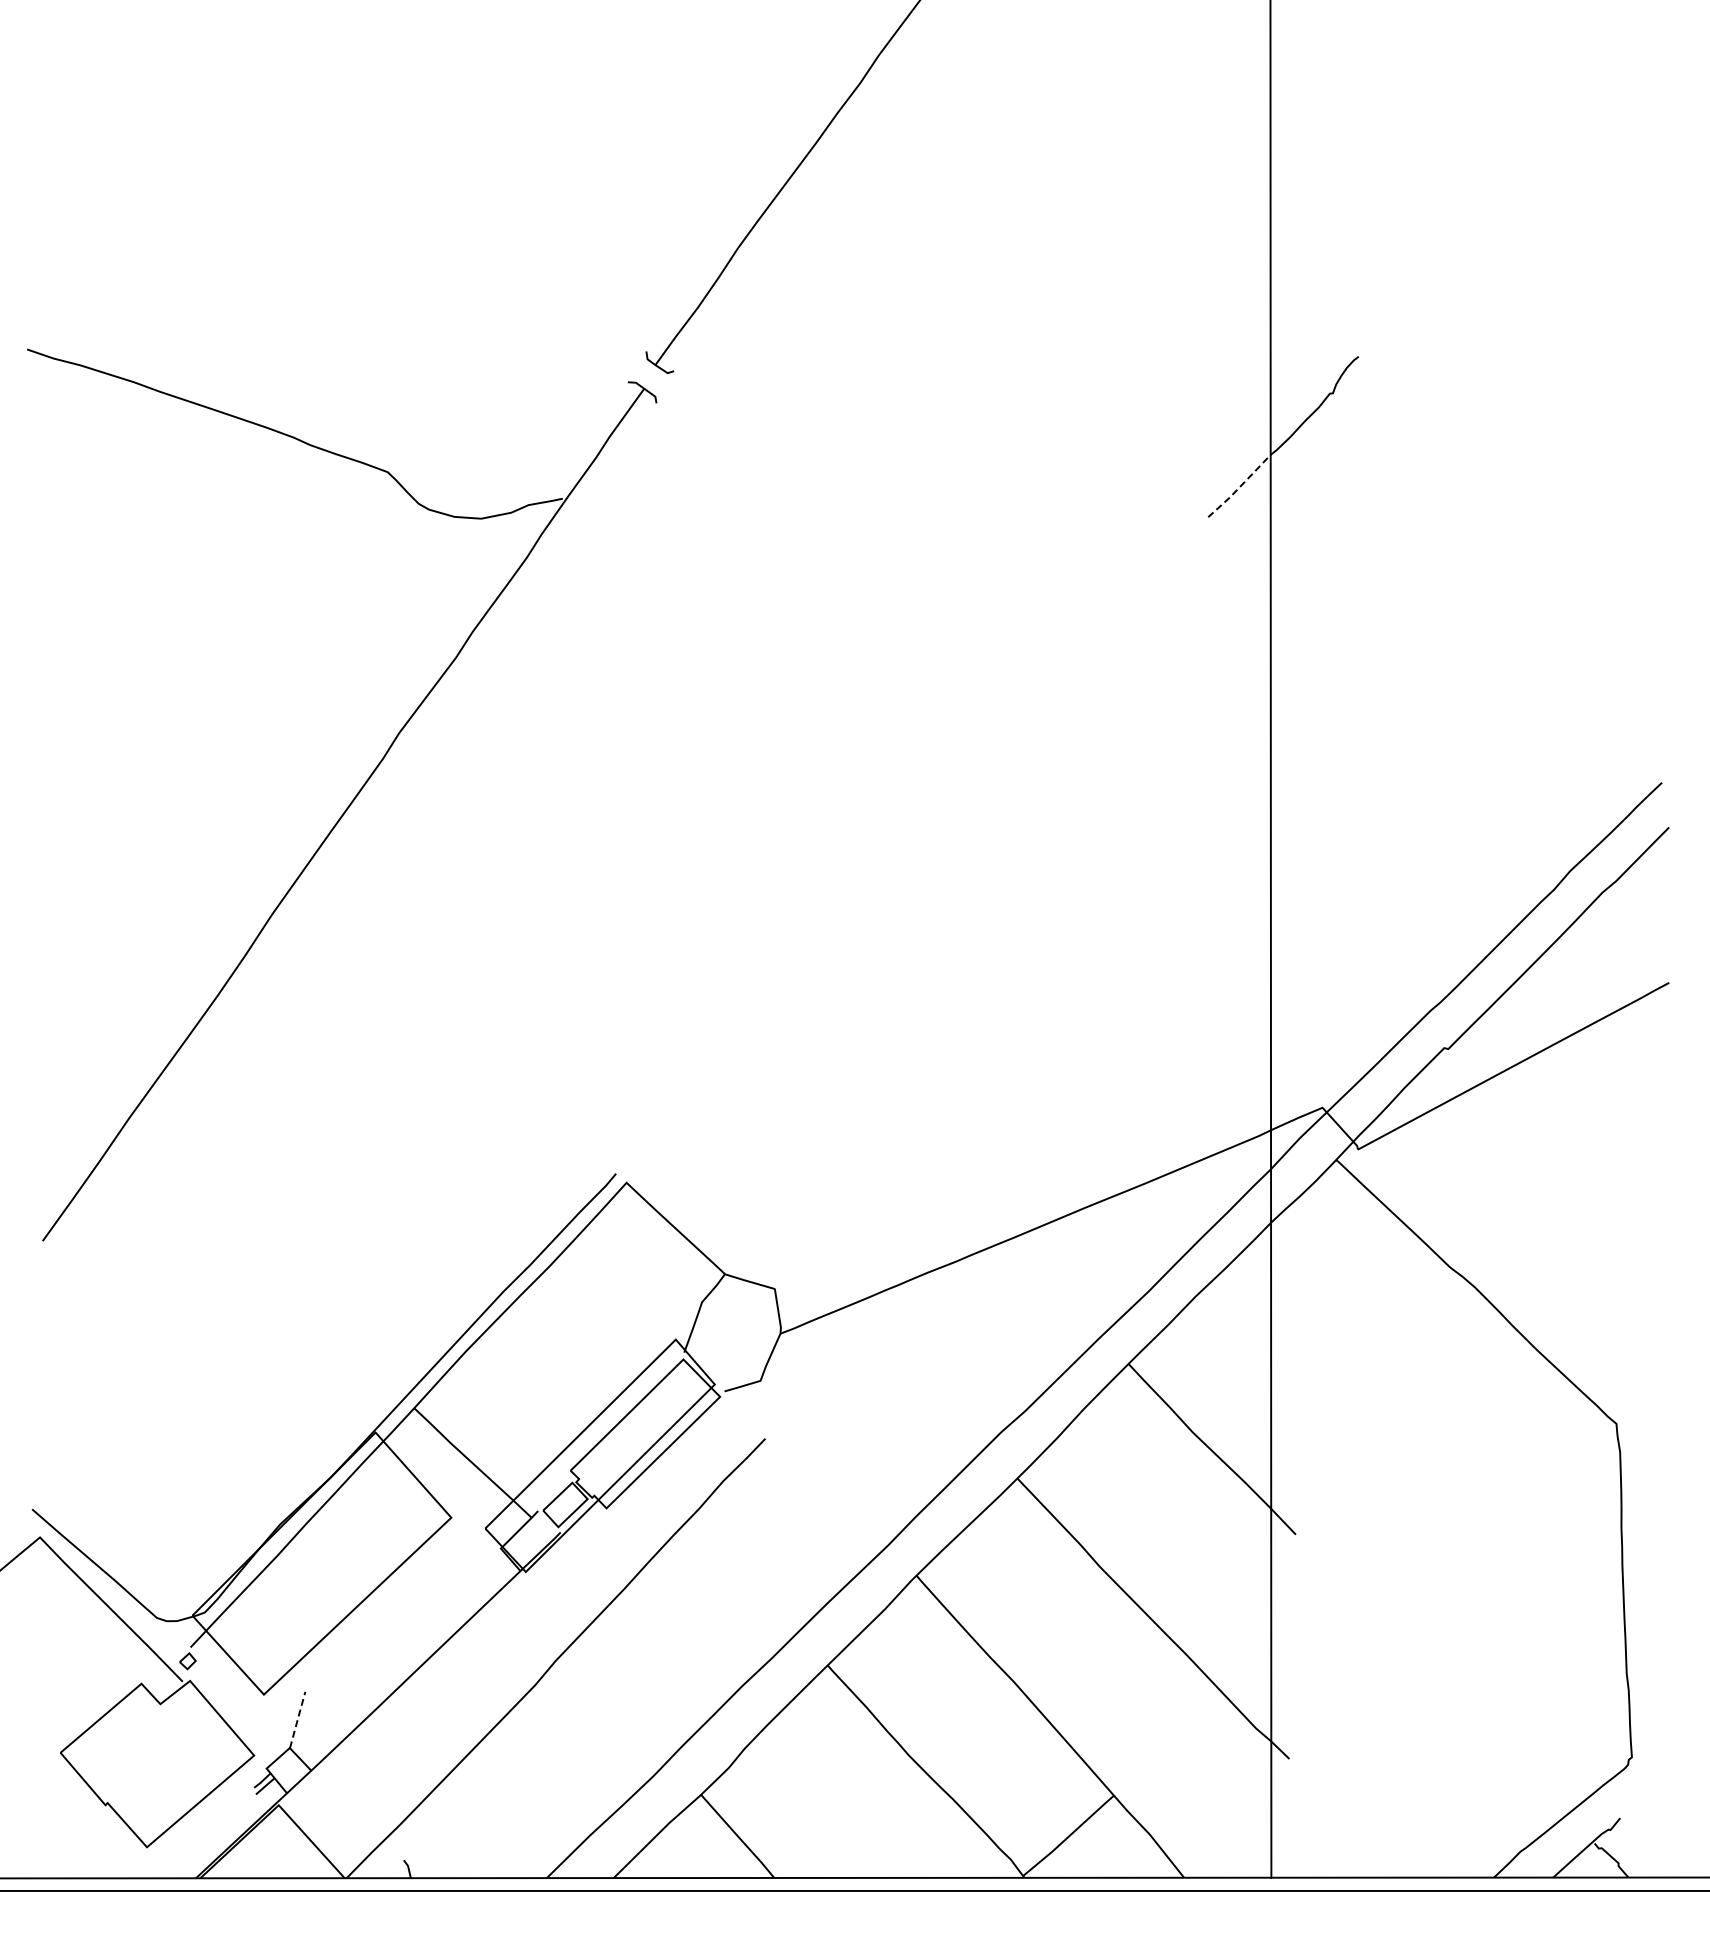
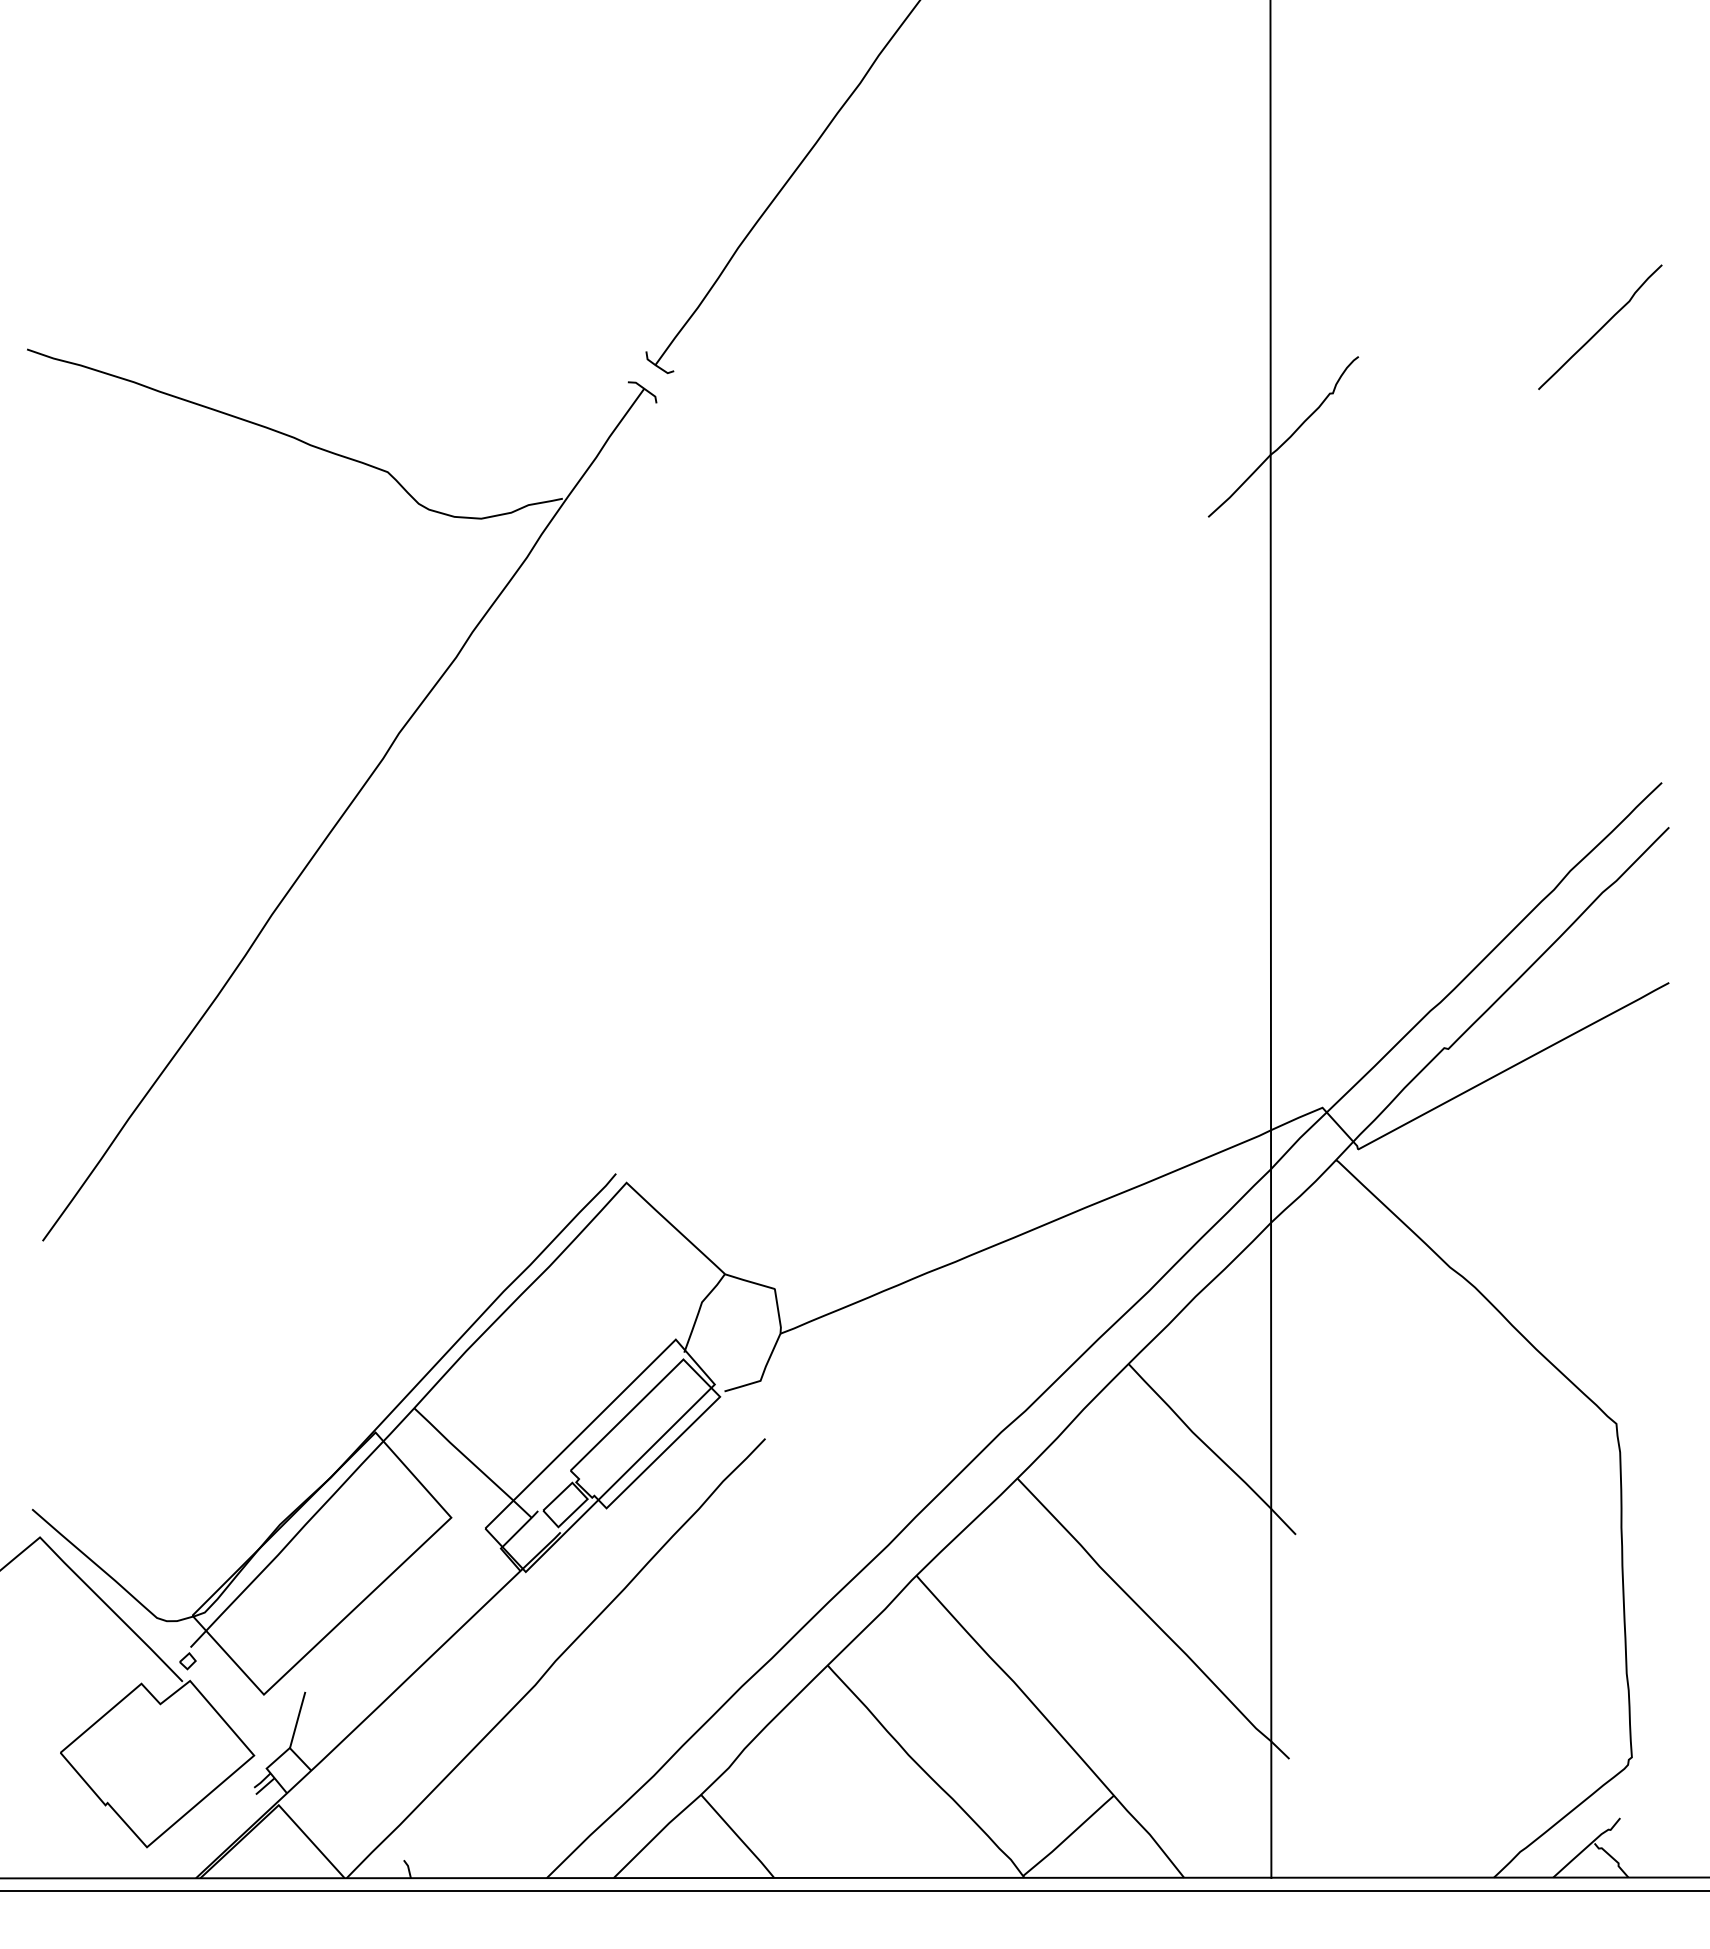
curve: none -> present (1601, 326)
line: dashed -> solid (1240, 486)
line: dashed -> solid (297, 1719)
